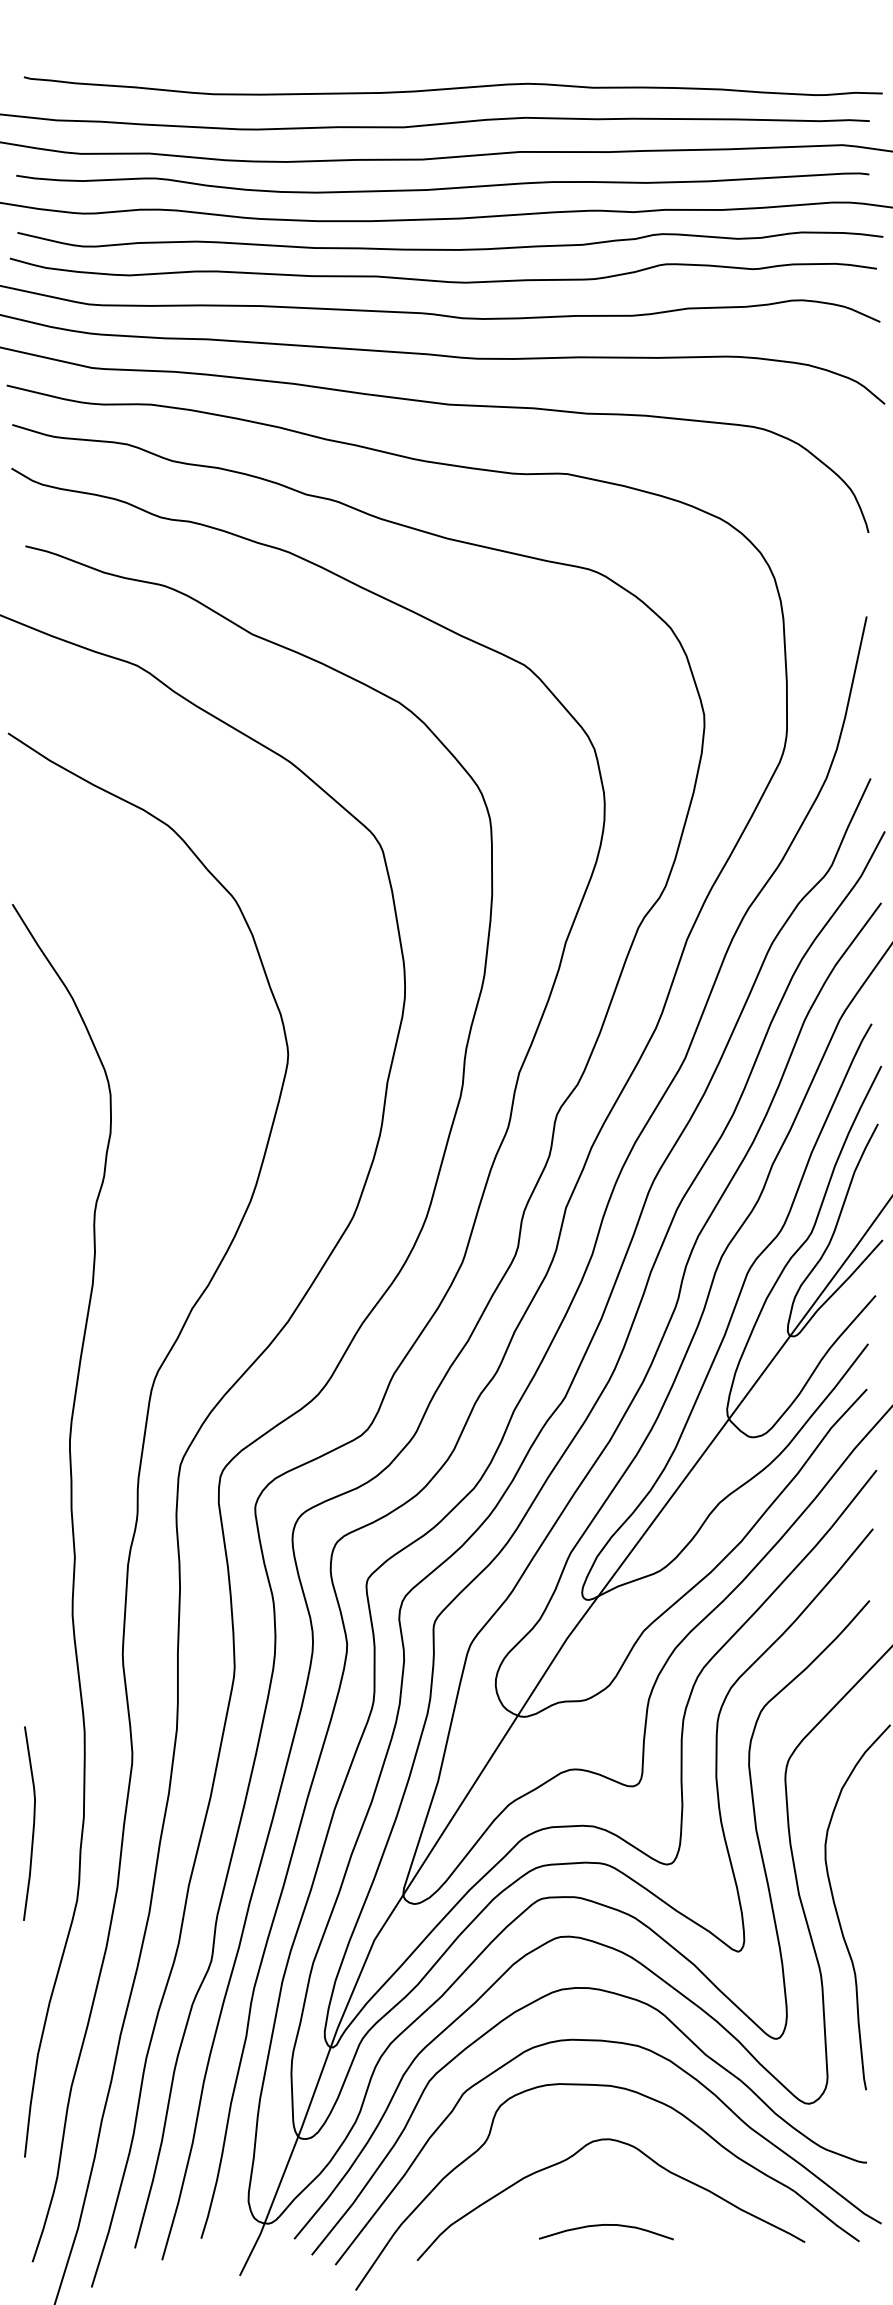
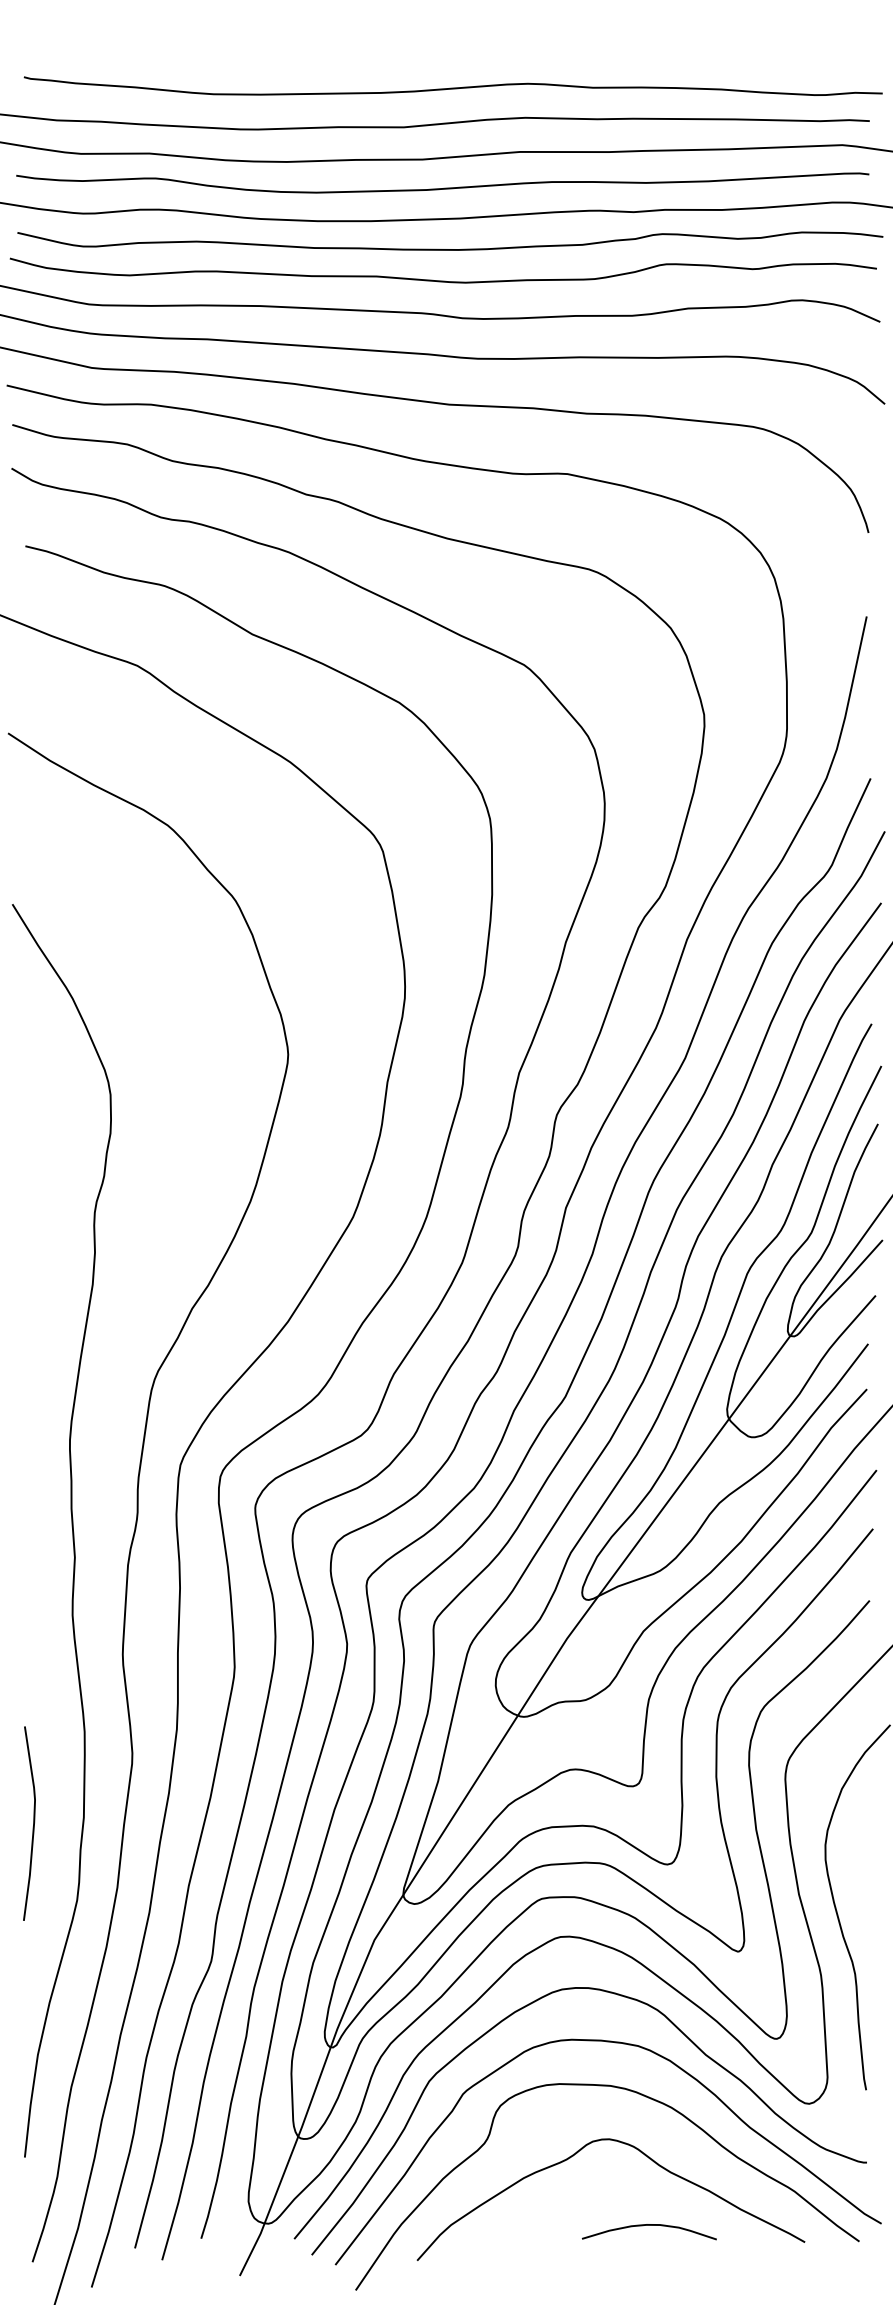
curve position: (606, 2225) -> (649, 2225) (649, 2225)
